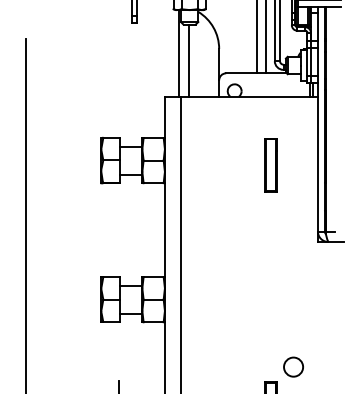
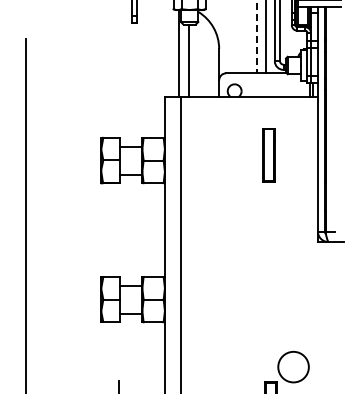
line: solid -> dashed (257, 37)
part position: (270, 165) -> (268, 155) (268, 155)
circle diameter: 19 px -> 31 px (293, 366)
